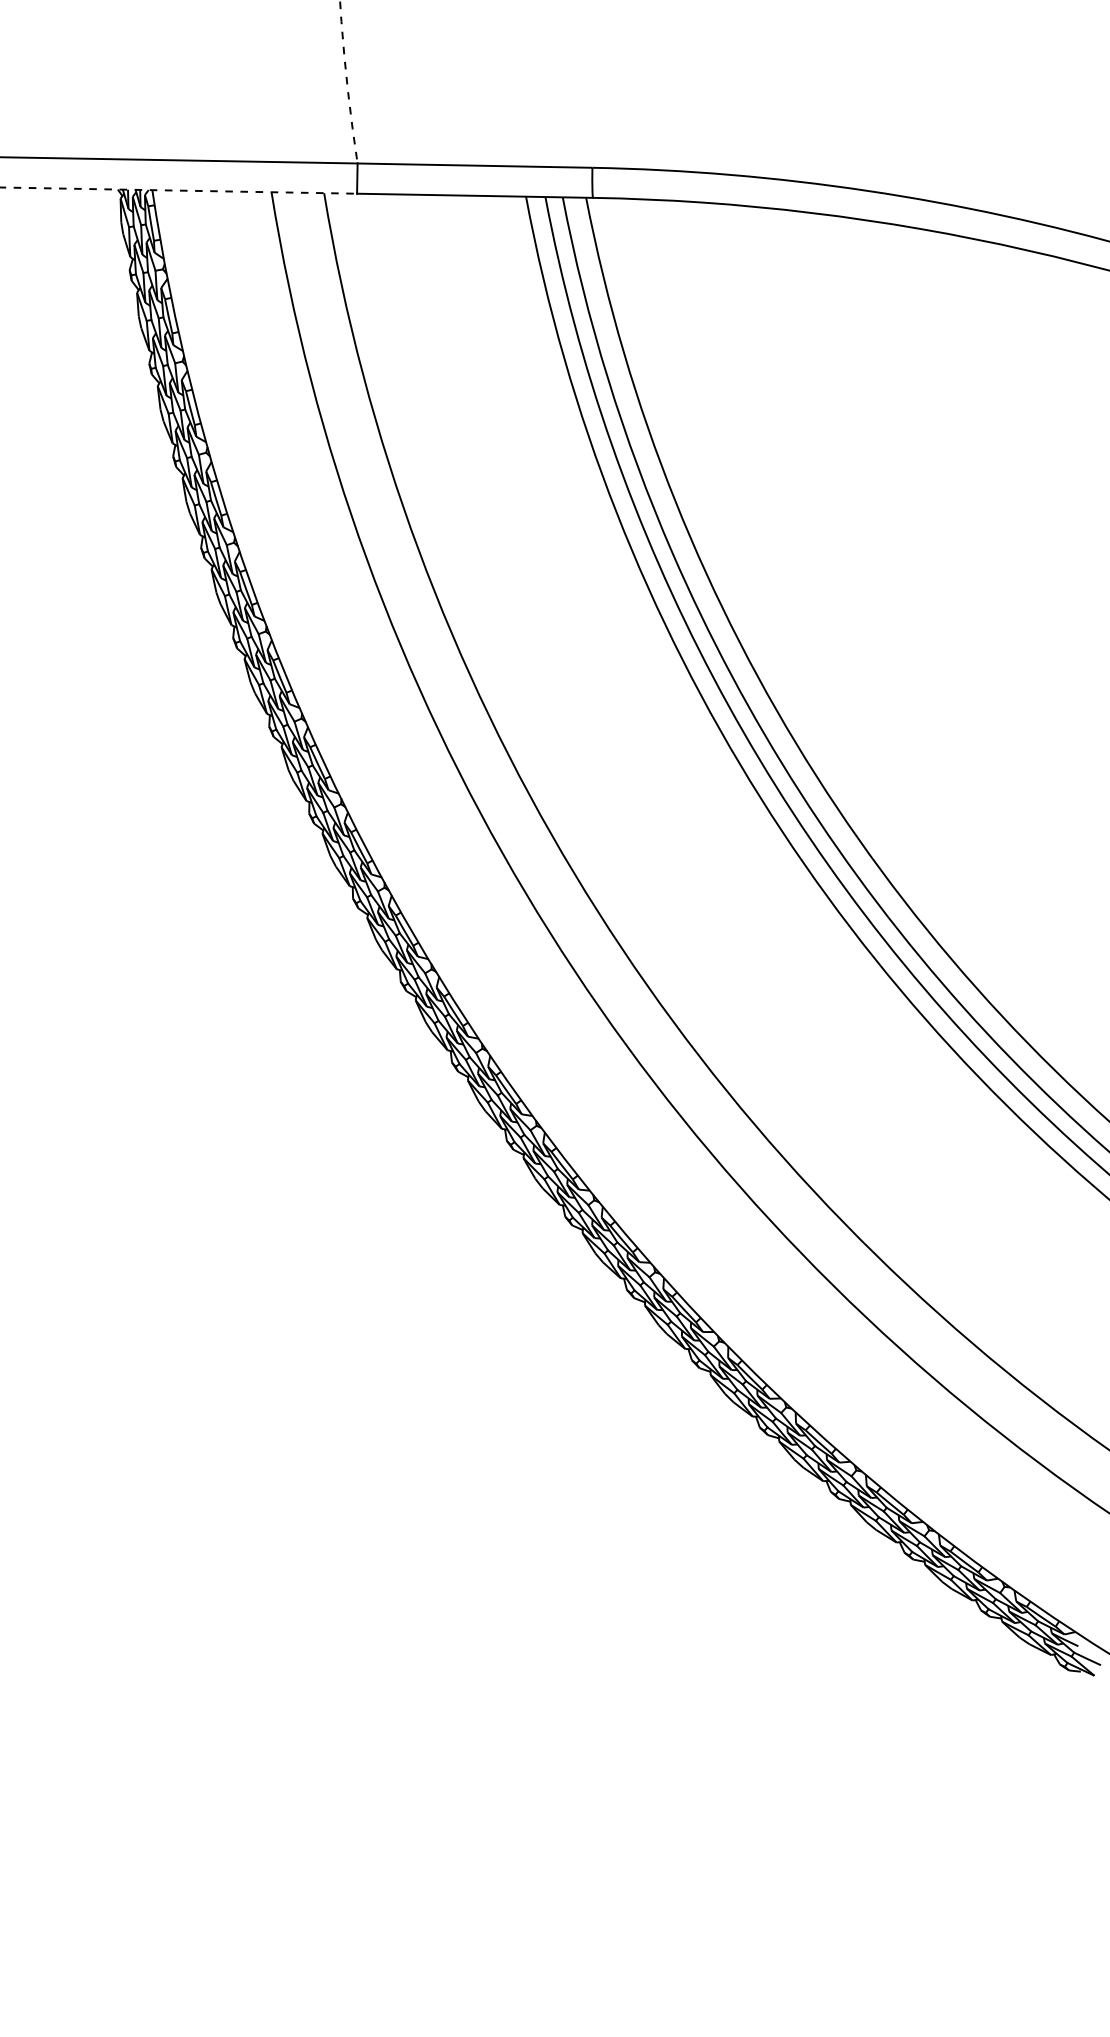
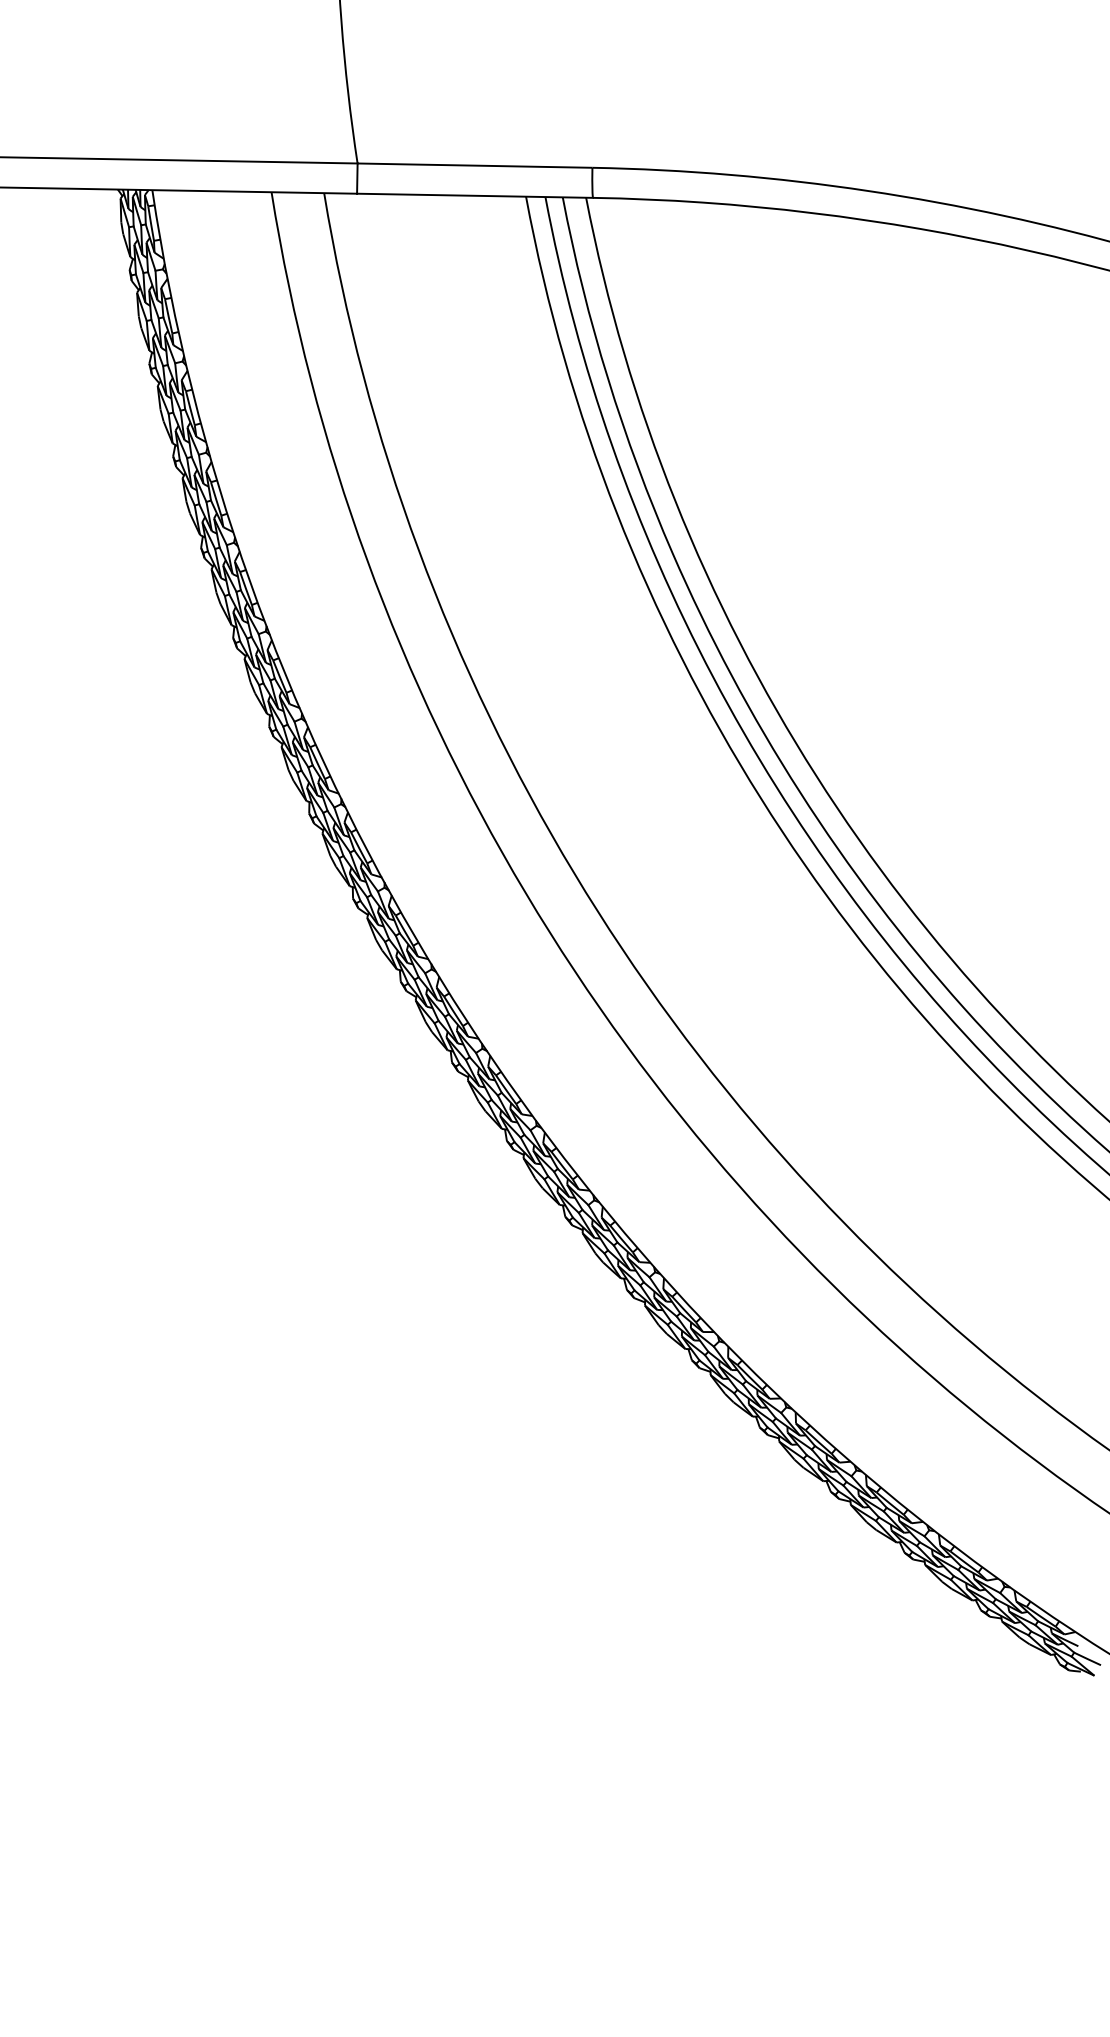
arc: dashed -> solid (347, 82)
line: dashed -> solid (179, 190)
